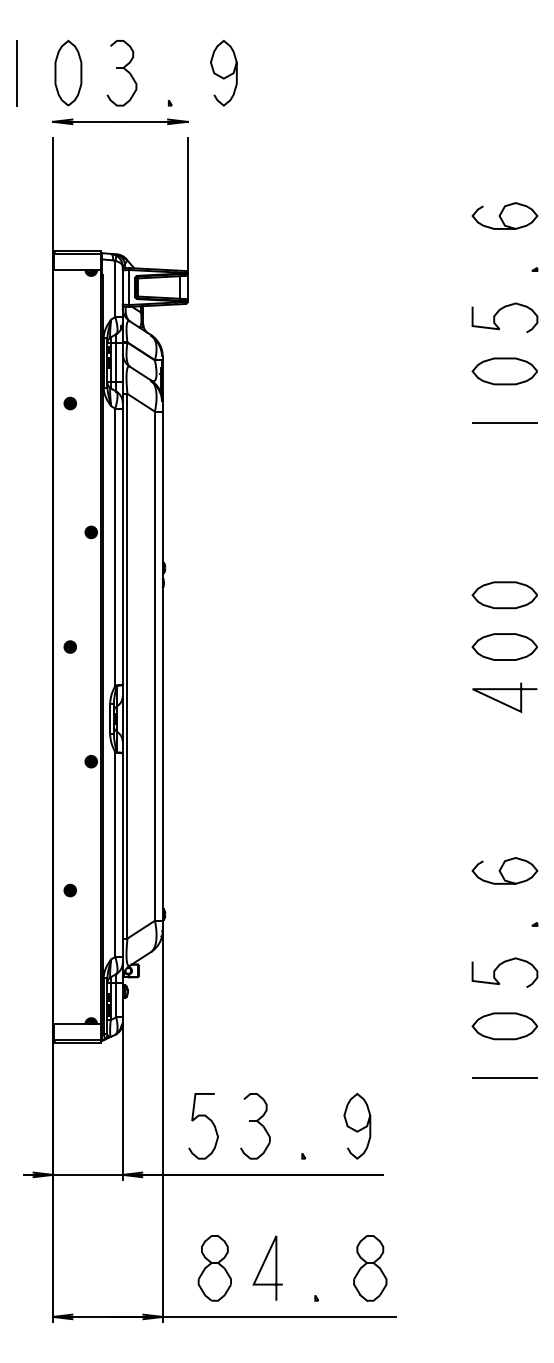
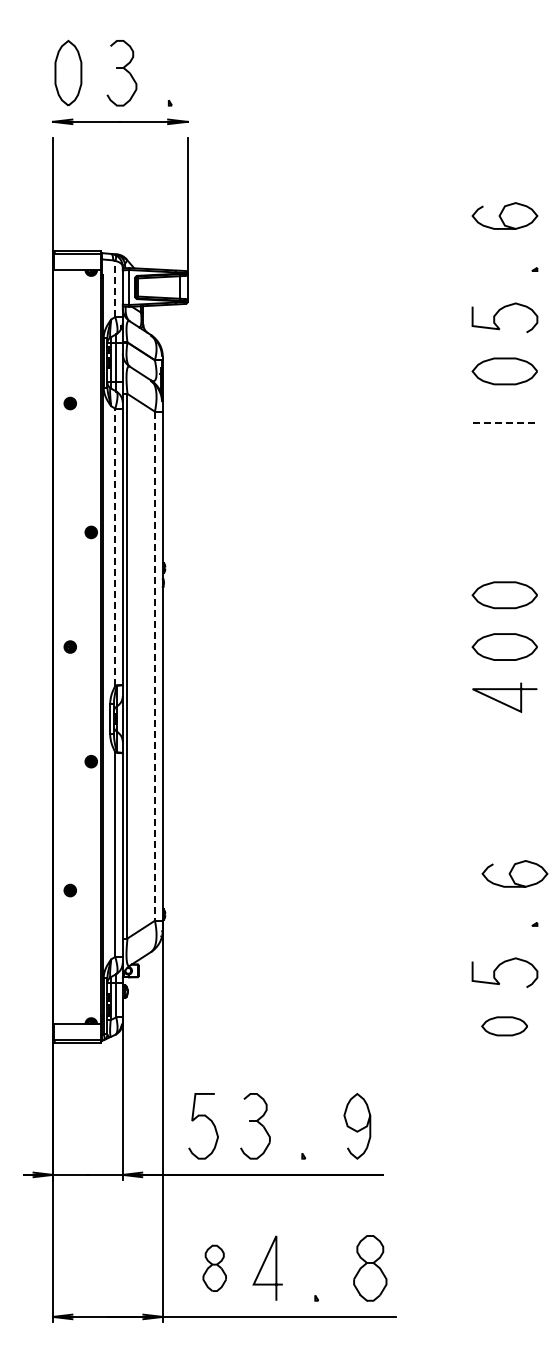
line: present -> none (16, 72)
curve: present -> none (222, 76)
line: solid -> dashed (115, 288)
line: solid -> dashed (505, 423)
line: solid -> dashed (115, 547)
line: solid -> dashed (154, 666)
curve position: (501, 869) -> (511, 872) (511, 872)
part size: 67x29 px -> 47x21 px (504, 1026)
line: present -> none (504, 1078)
part size: 35x67 px -> 25x48 px (214, 1267)
